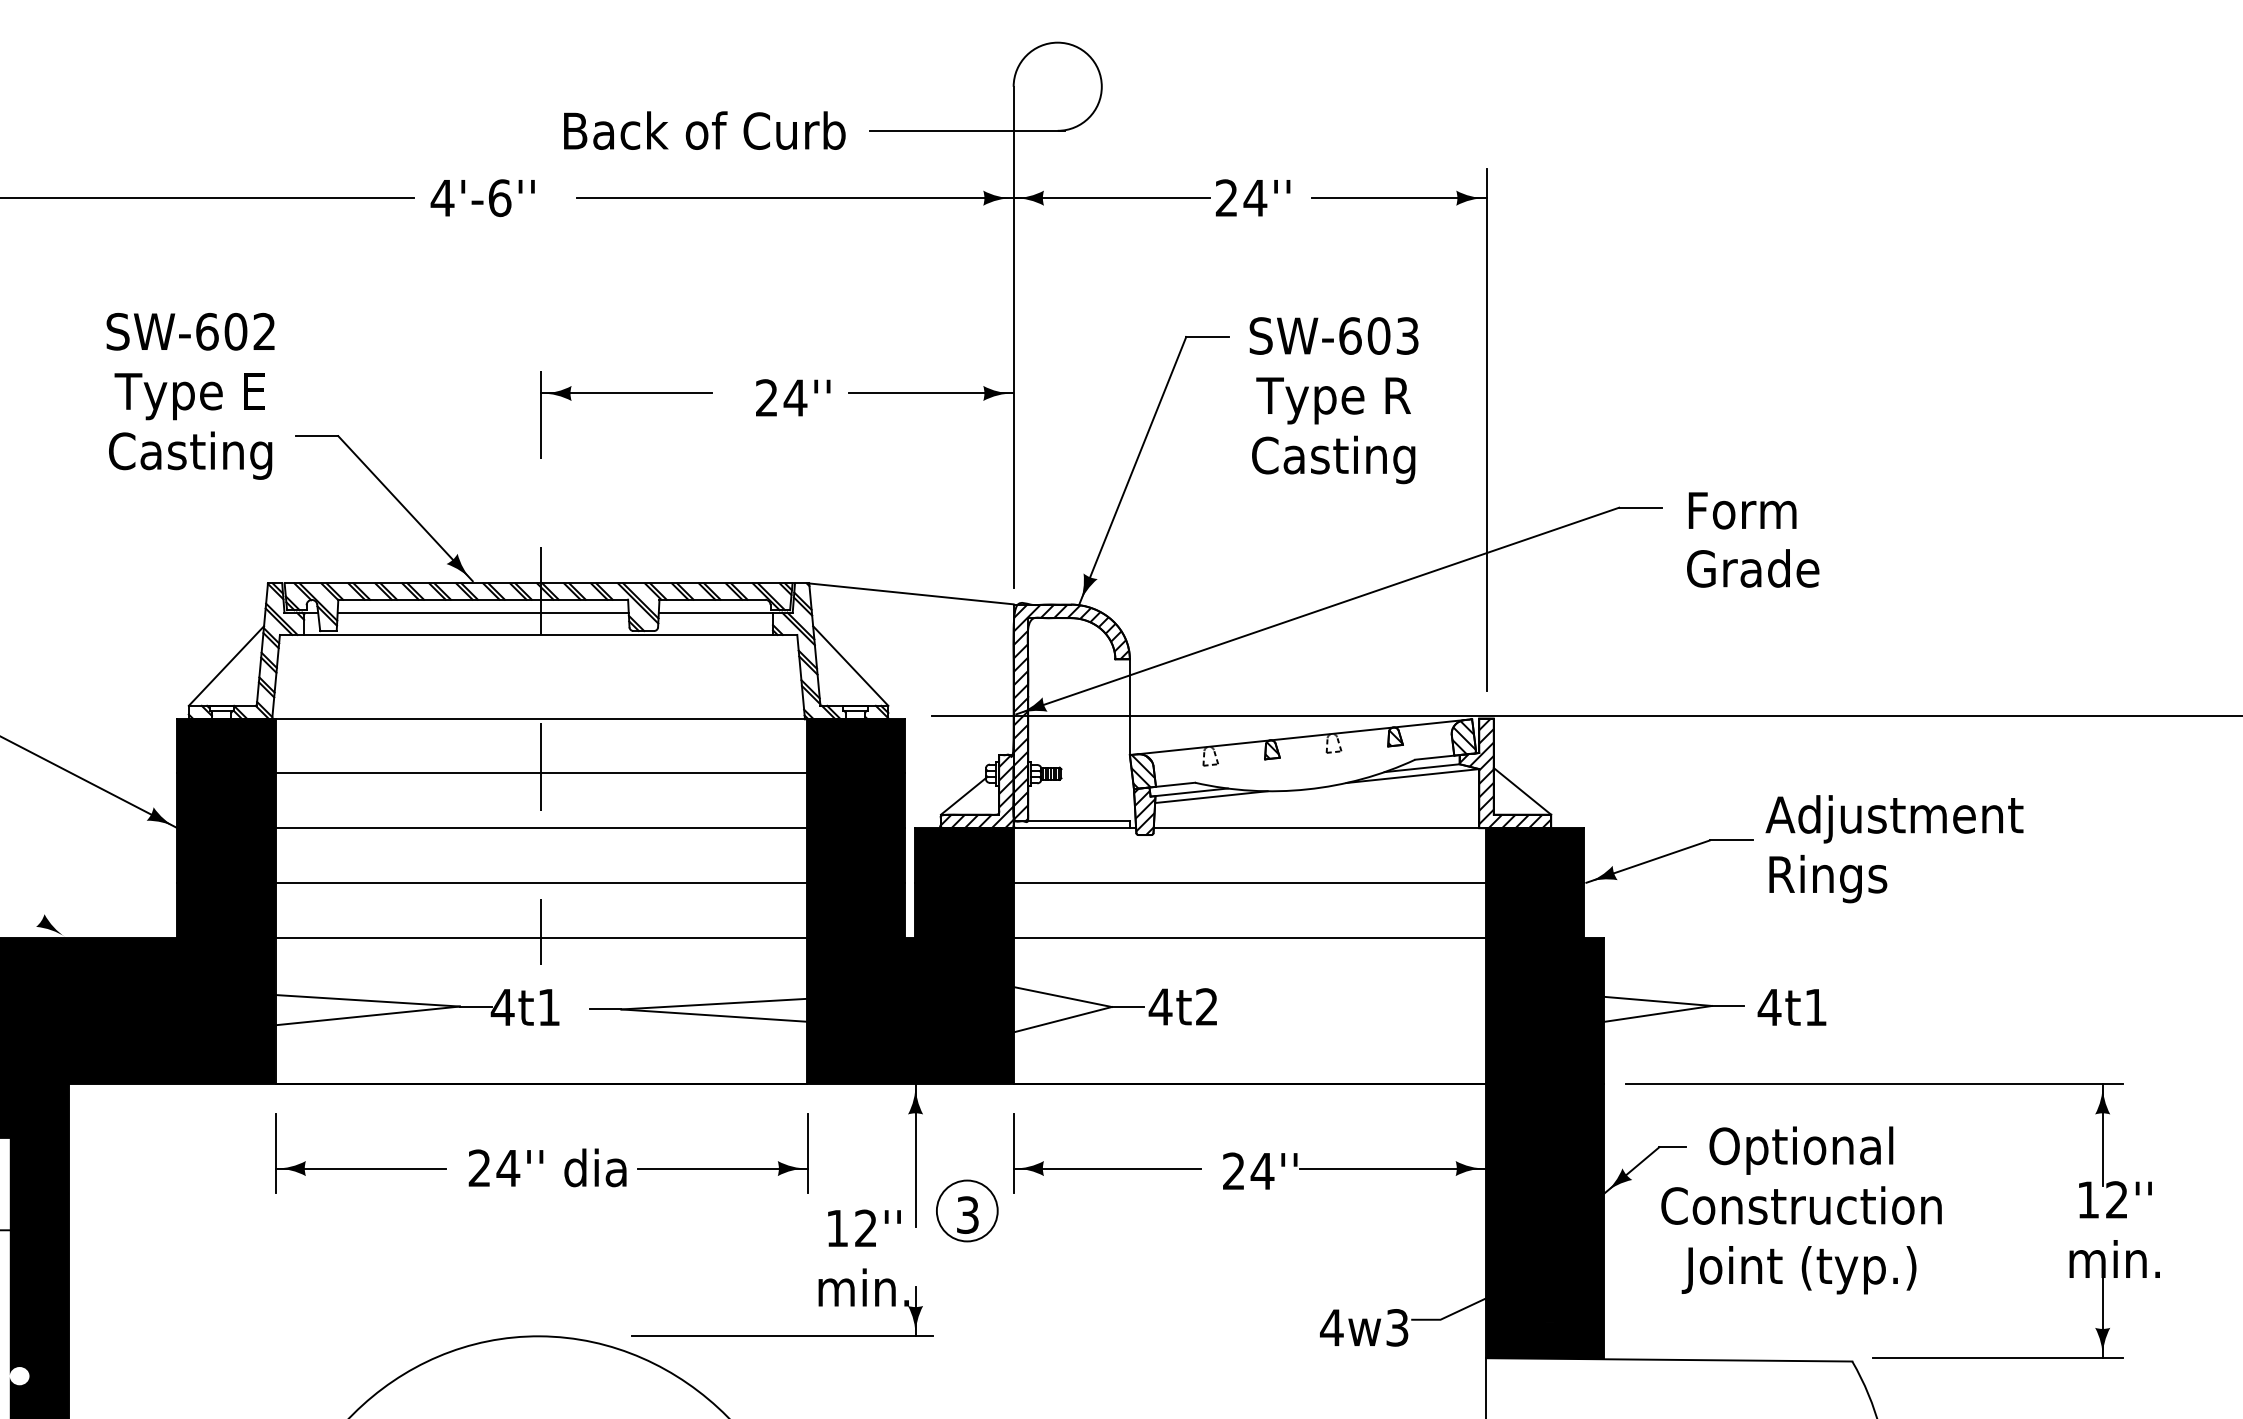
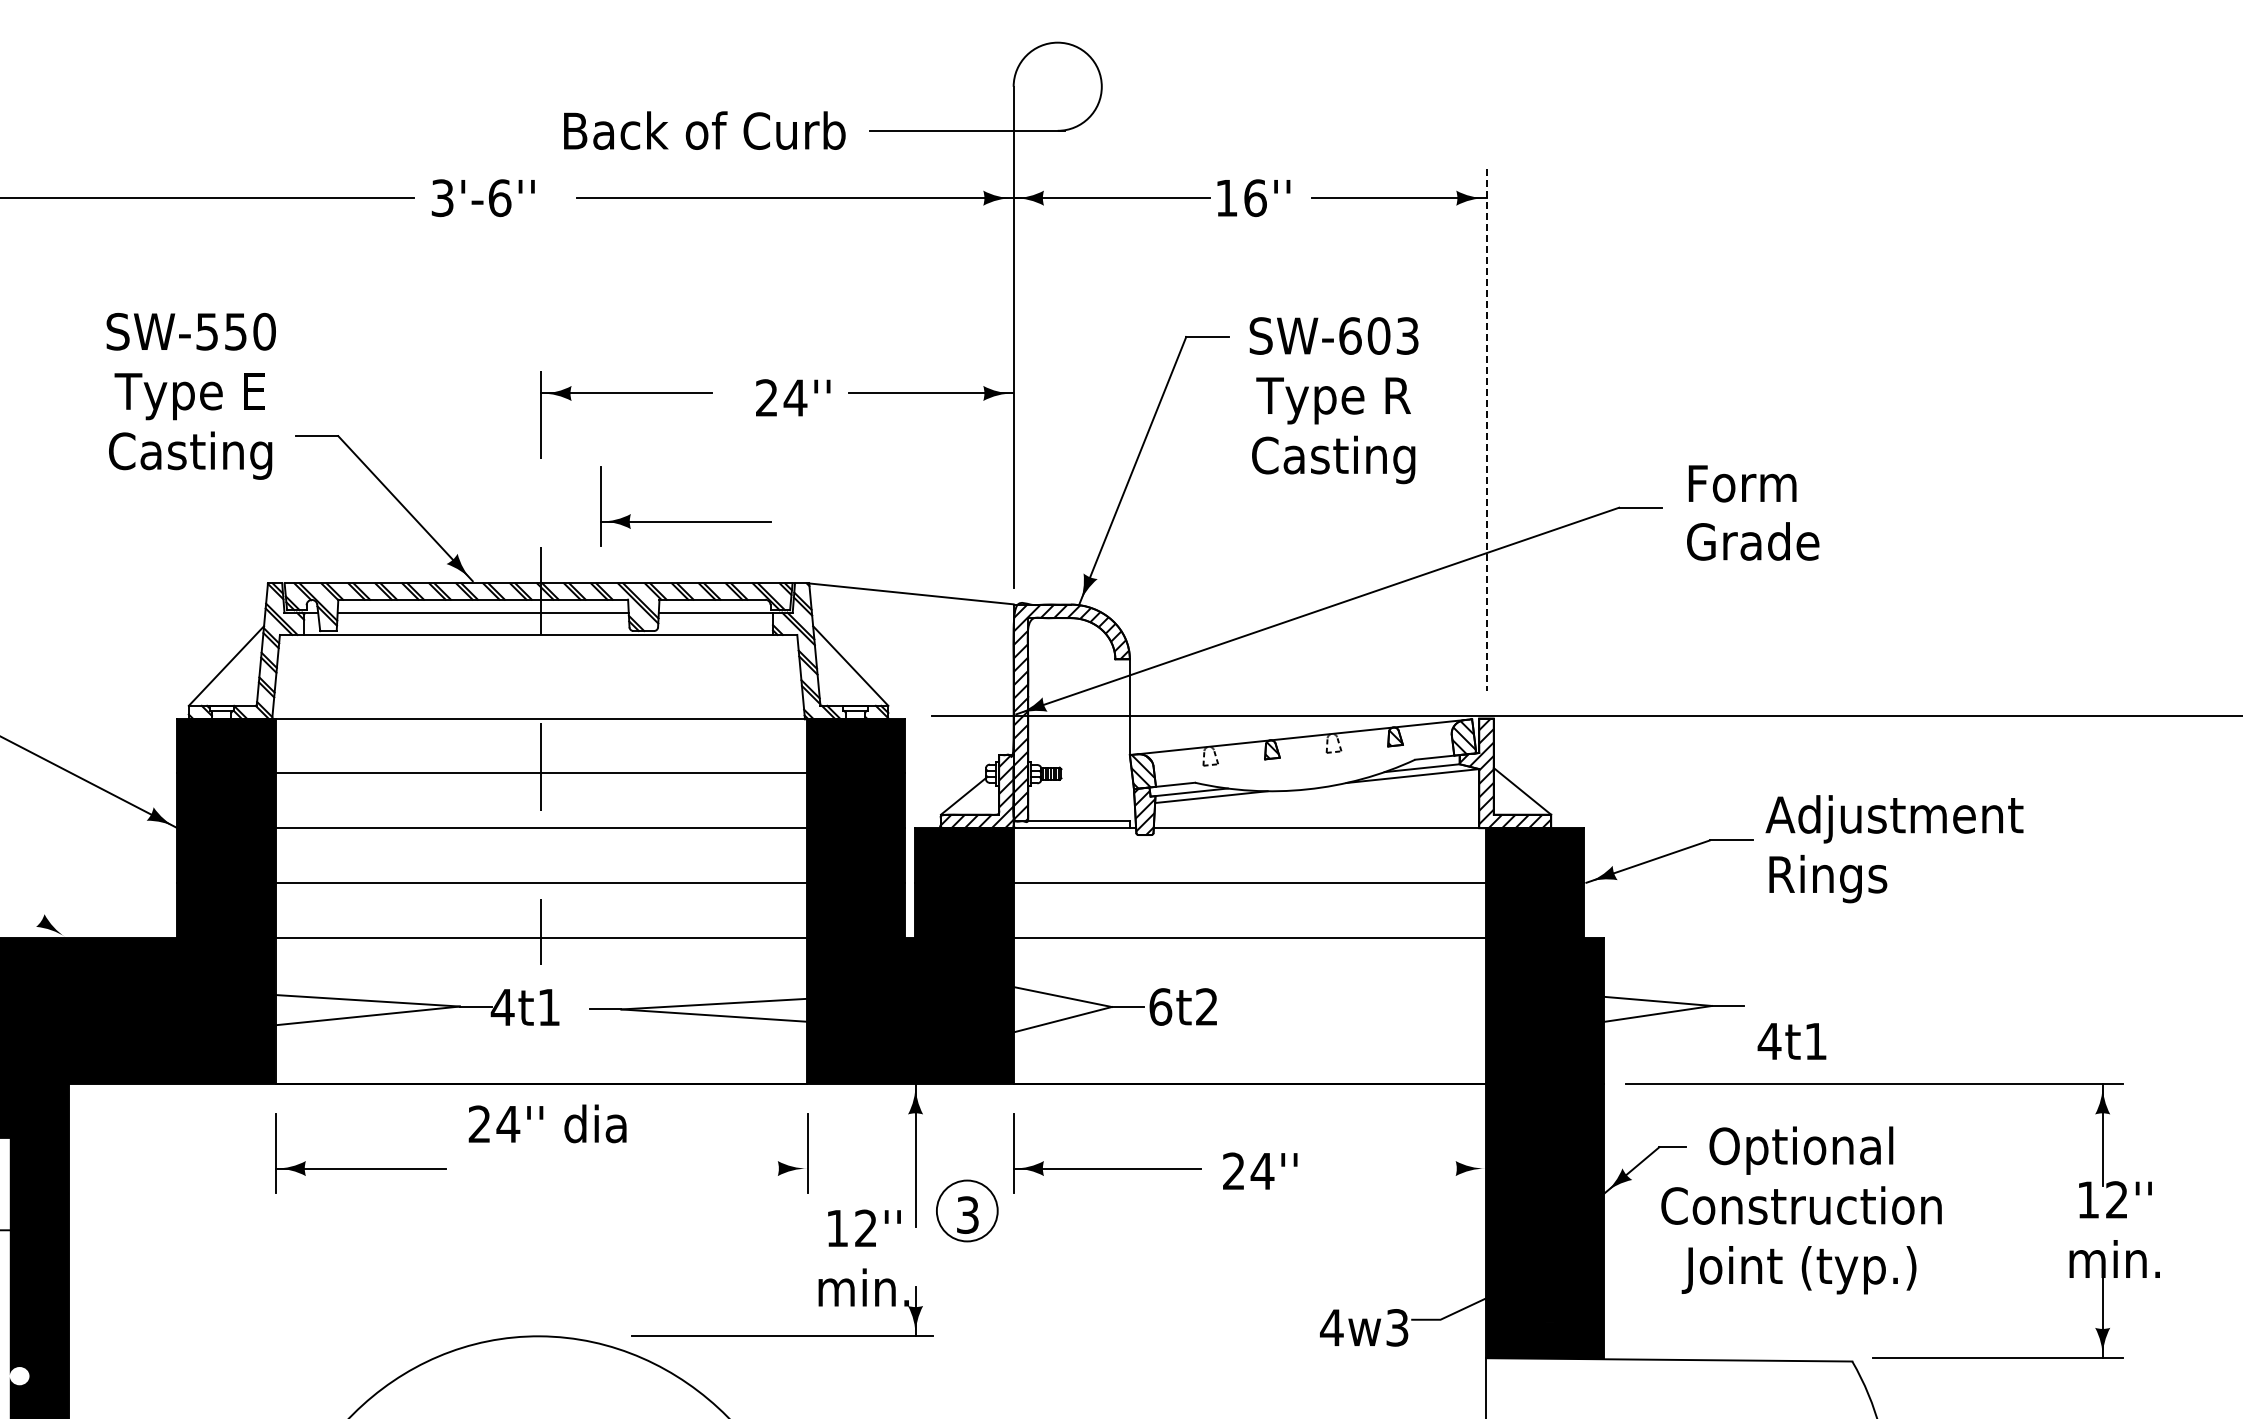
text: 4'-6'' -> 3'-6'' (442, 198)
text: 24'' -> 16'' (1241, 198)
text: SW-602 -> SW-550 (235, 331)
line: solid -> dashed (1486, 429)
part: none -> present (685, 521)
text position: (1753, 539) -> (1753, 512) (1753, 512)
text: 4t2 -> 6t2 (1160, 1006)
text position: (1791, 1007) -> (1791, 1041) (1791, 1041)
text position: (547, 1167) -> (547, 1123) (547, 1123)
line: present -> none (723, 1168)
line: present -> none (1393, 1168)
